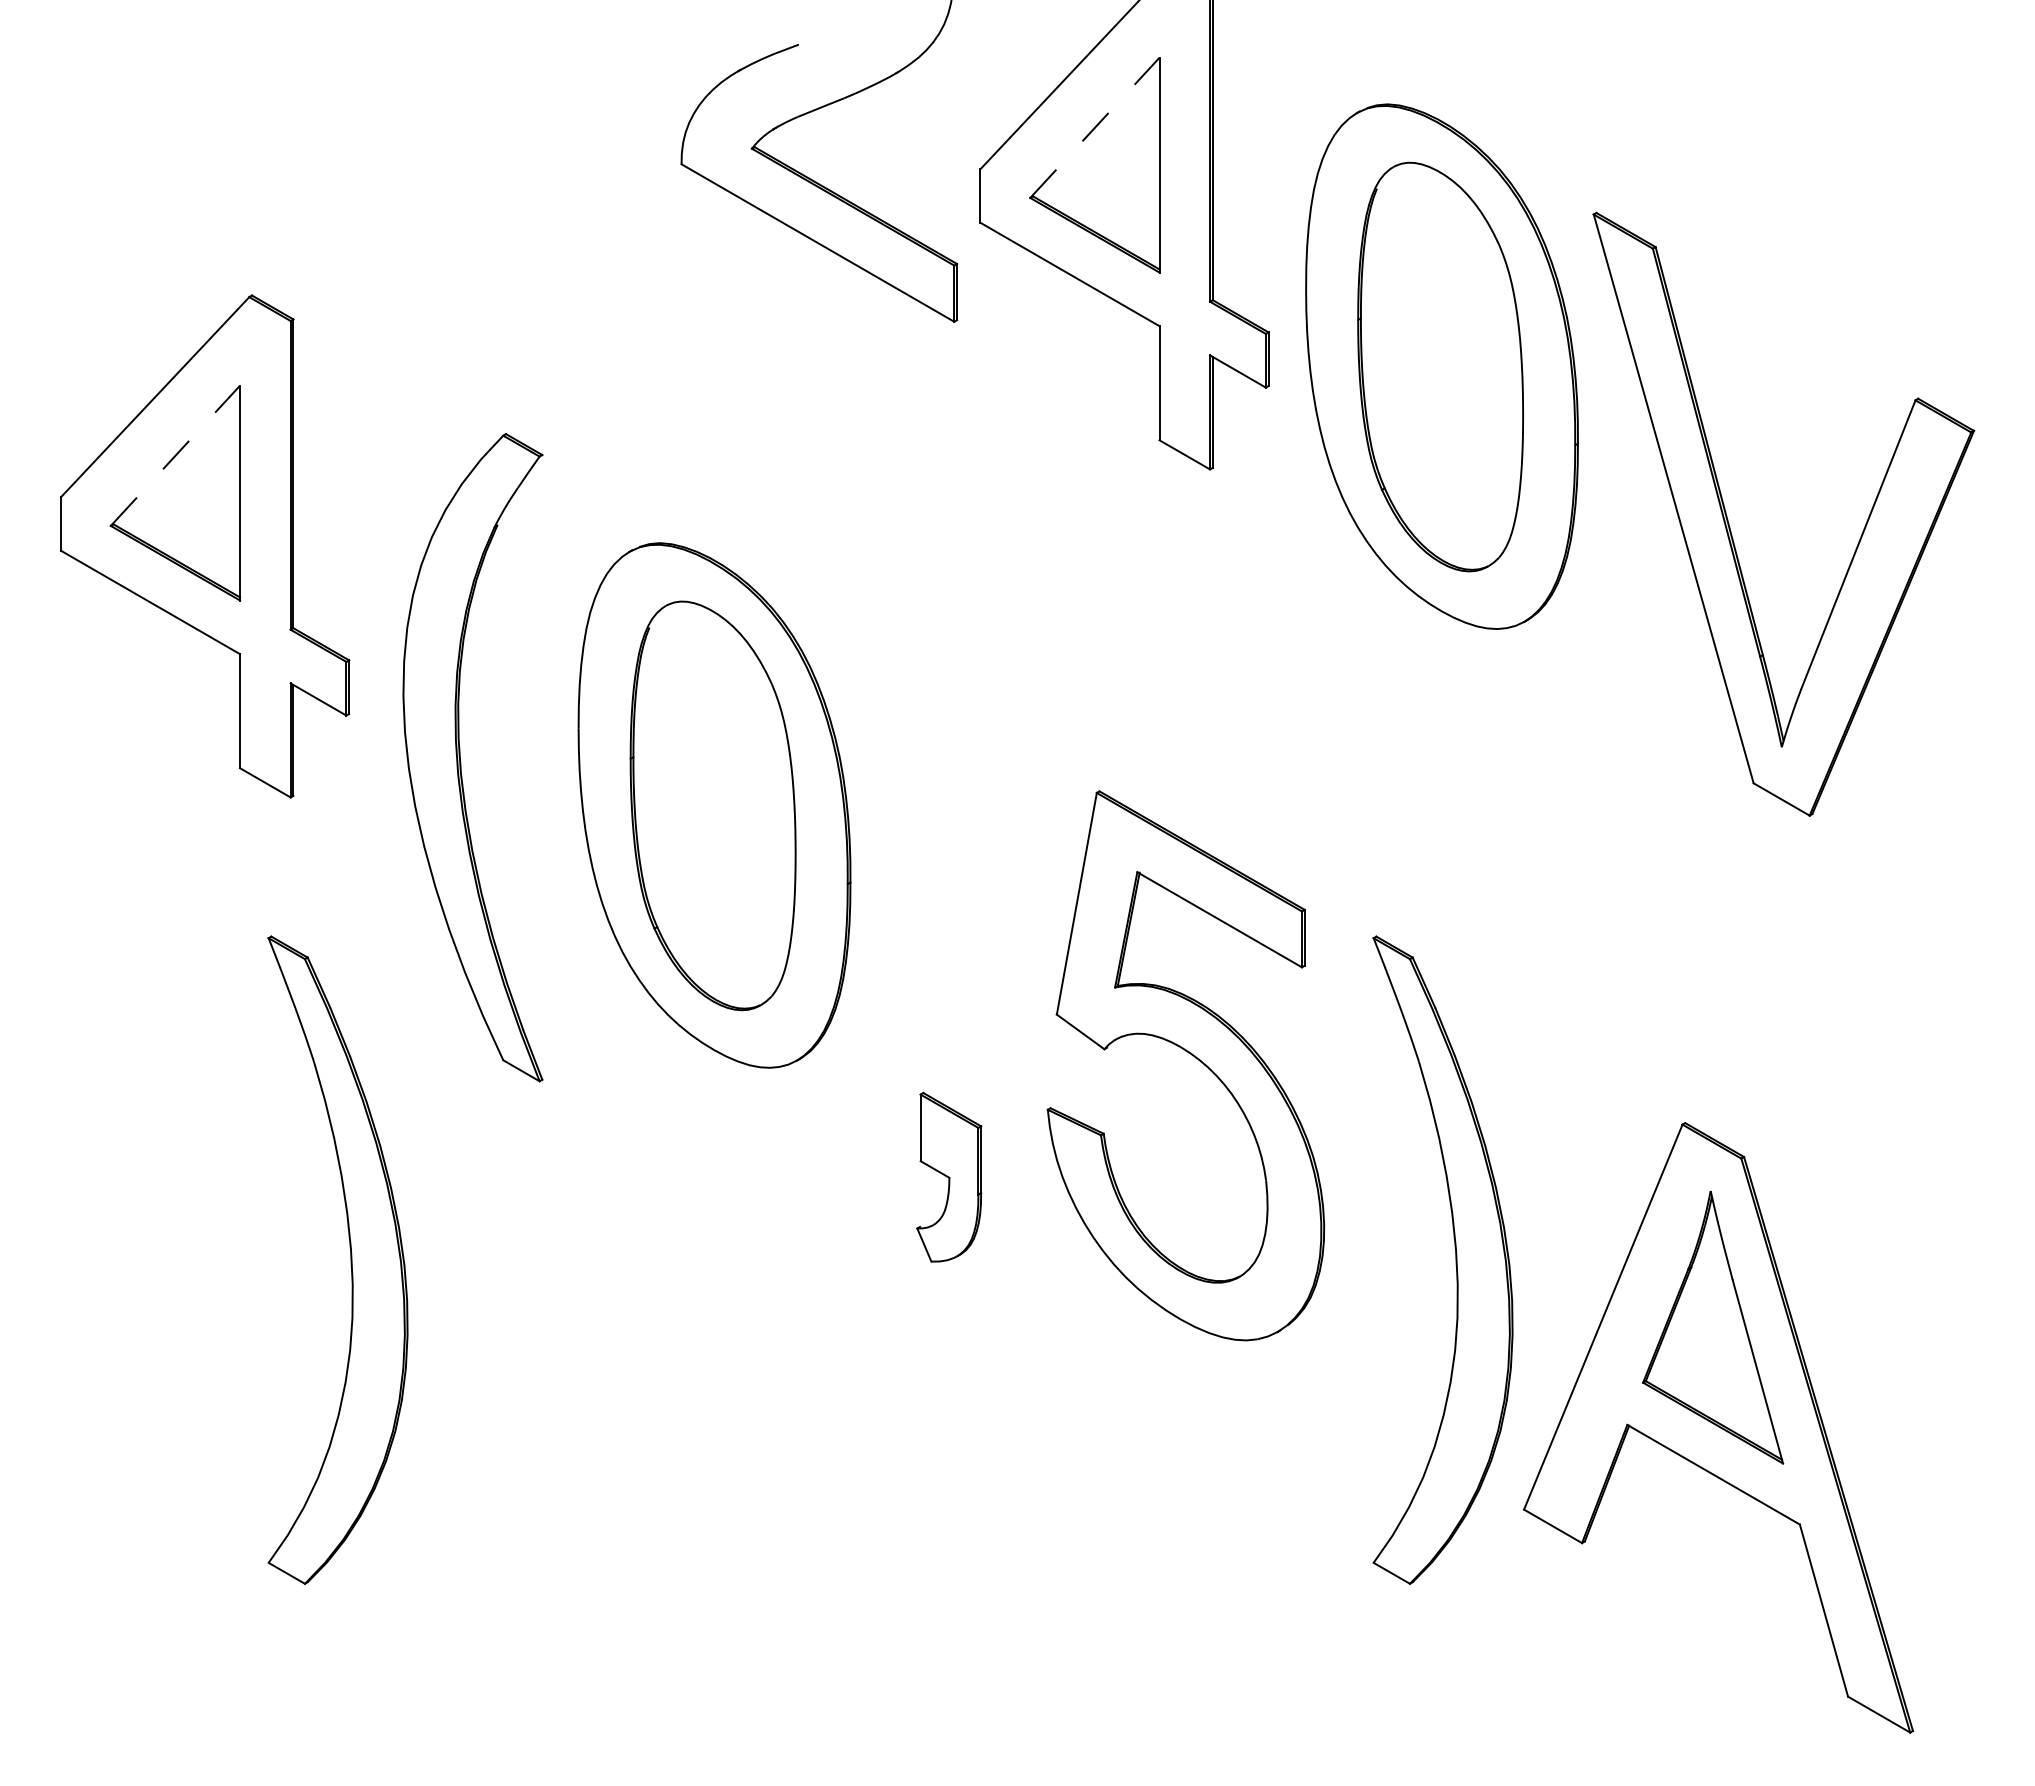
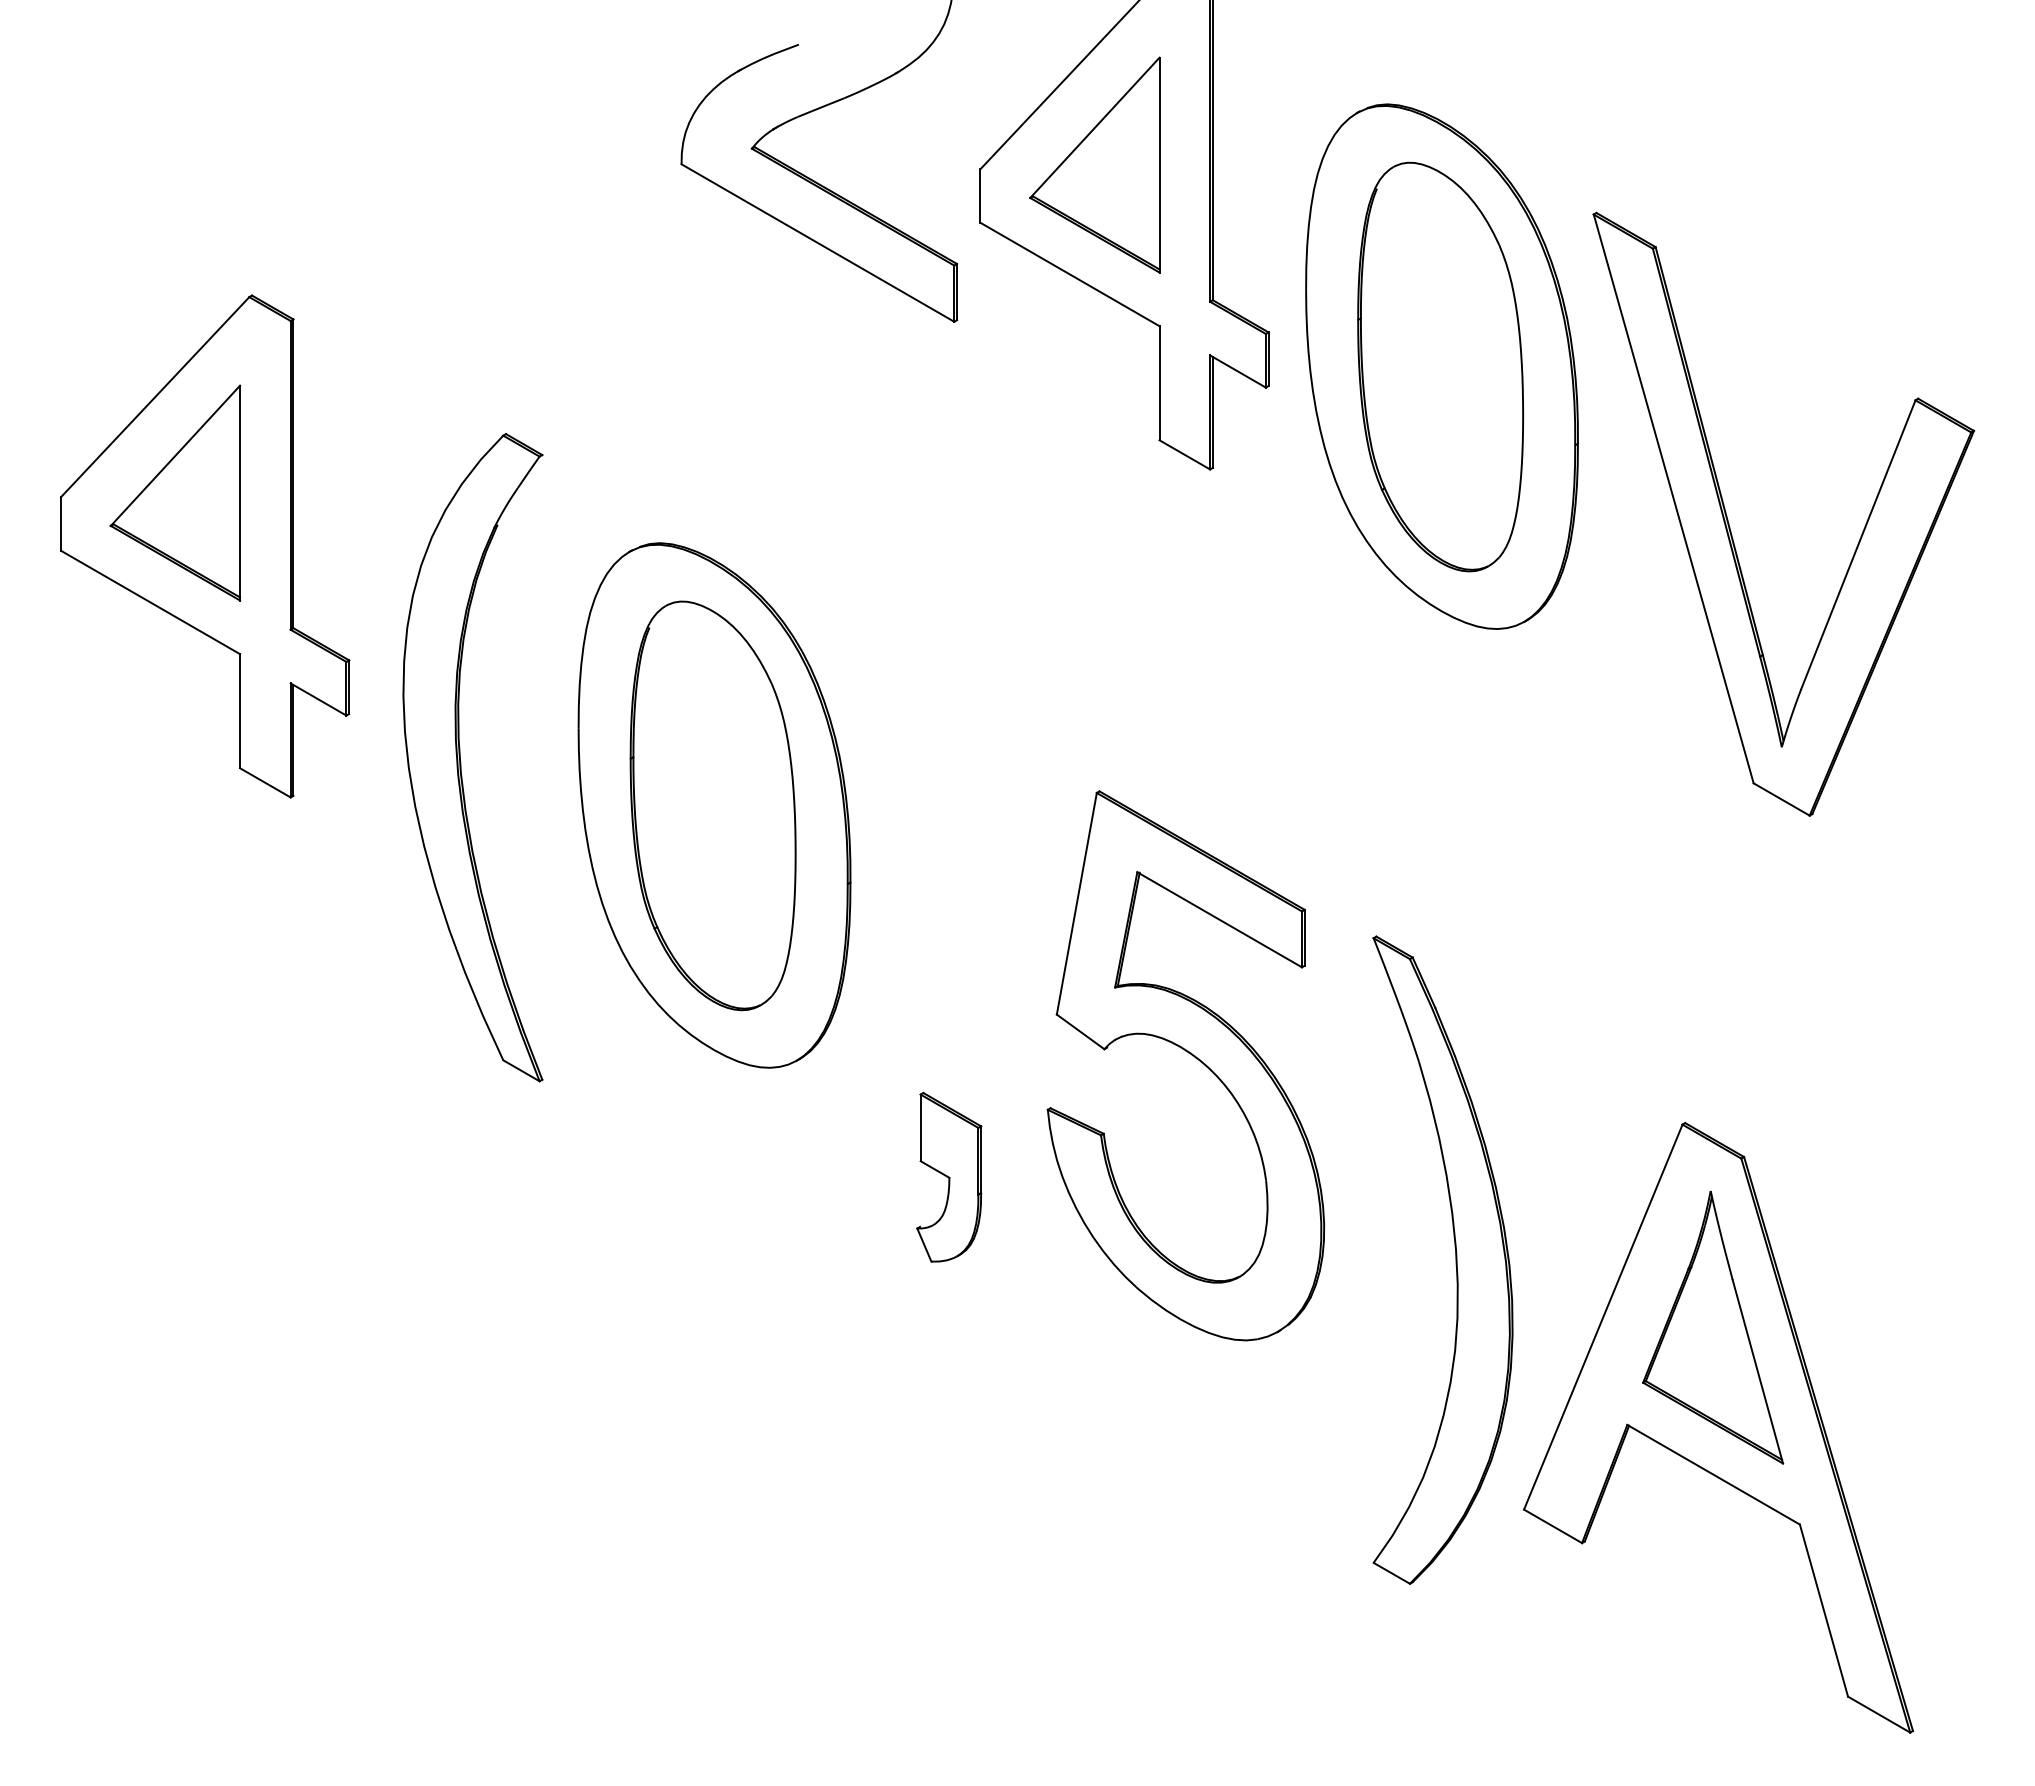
line: dashed -> solid (1095, 127)
line: dashed -> solid (175, 455)
part: present -> none (350, 1259)
